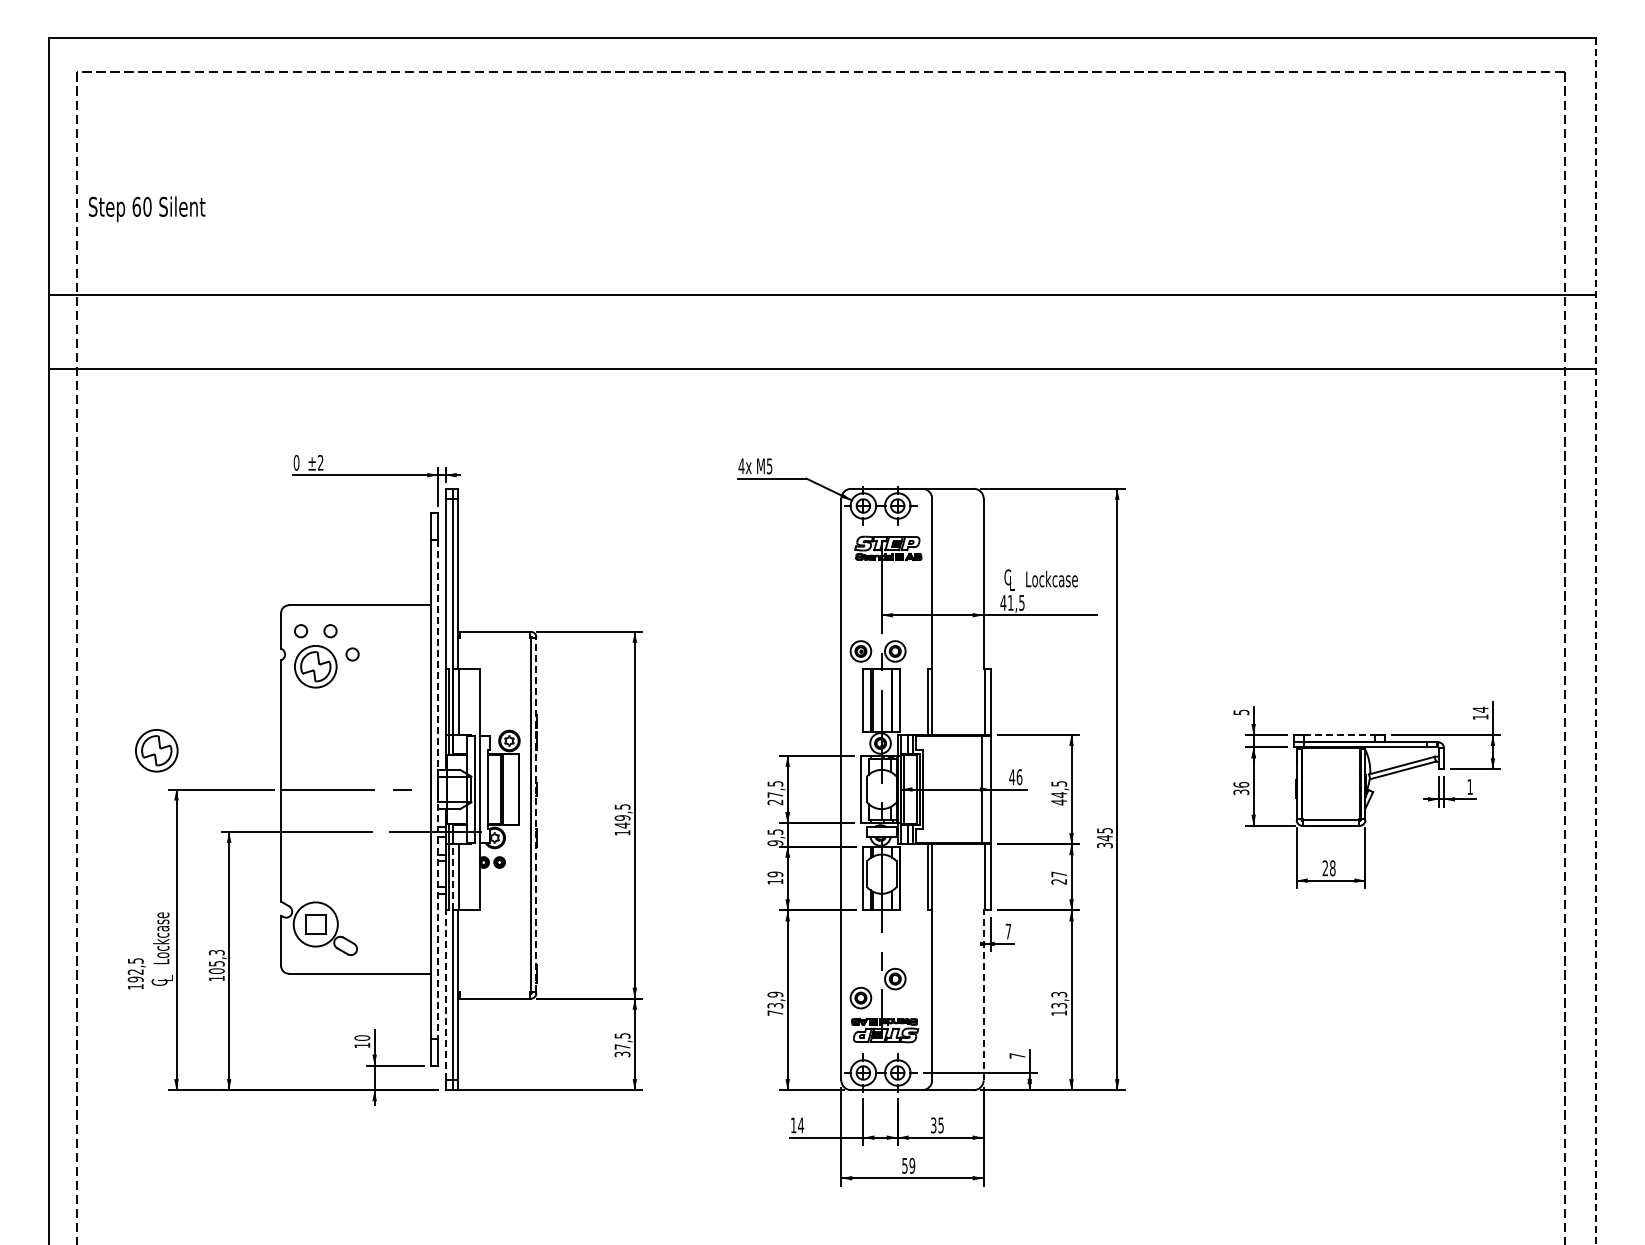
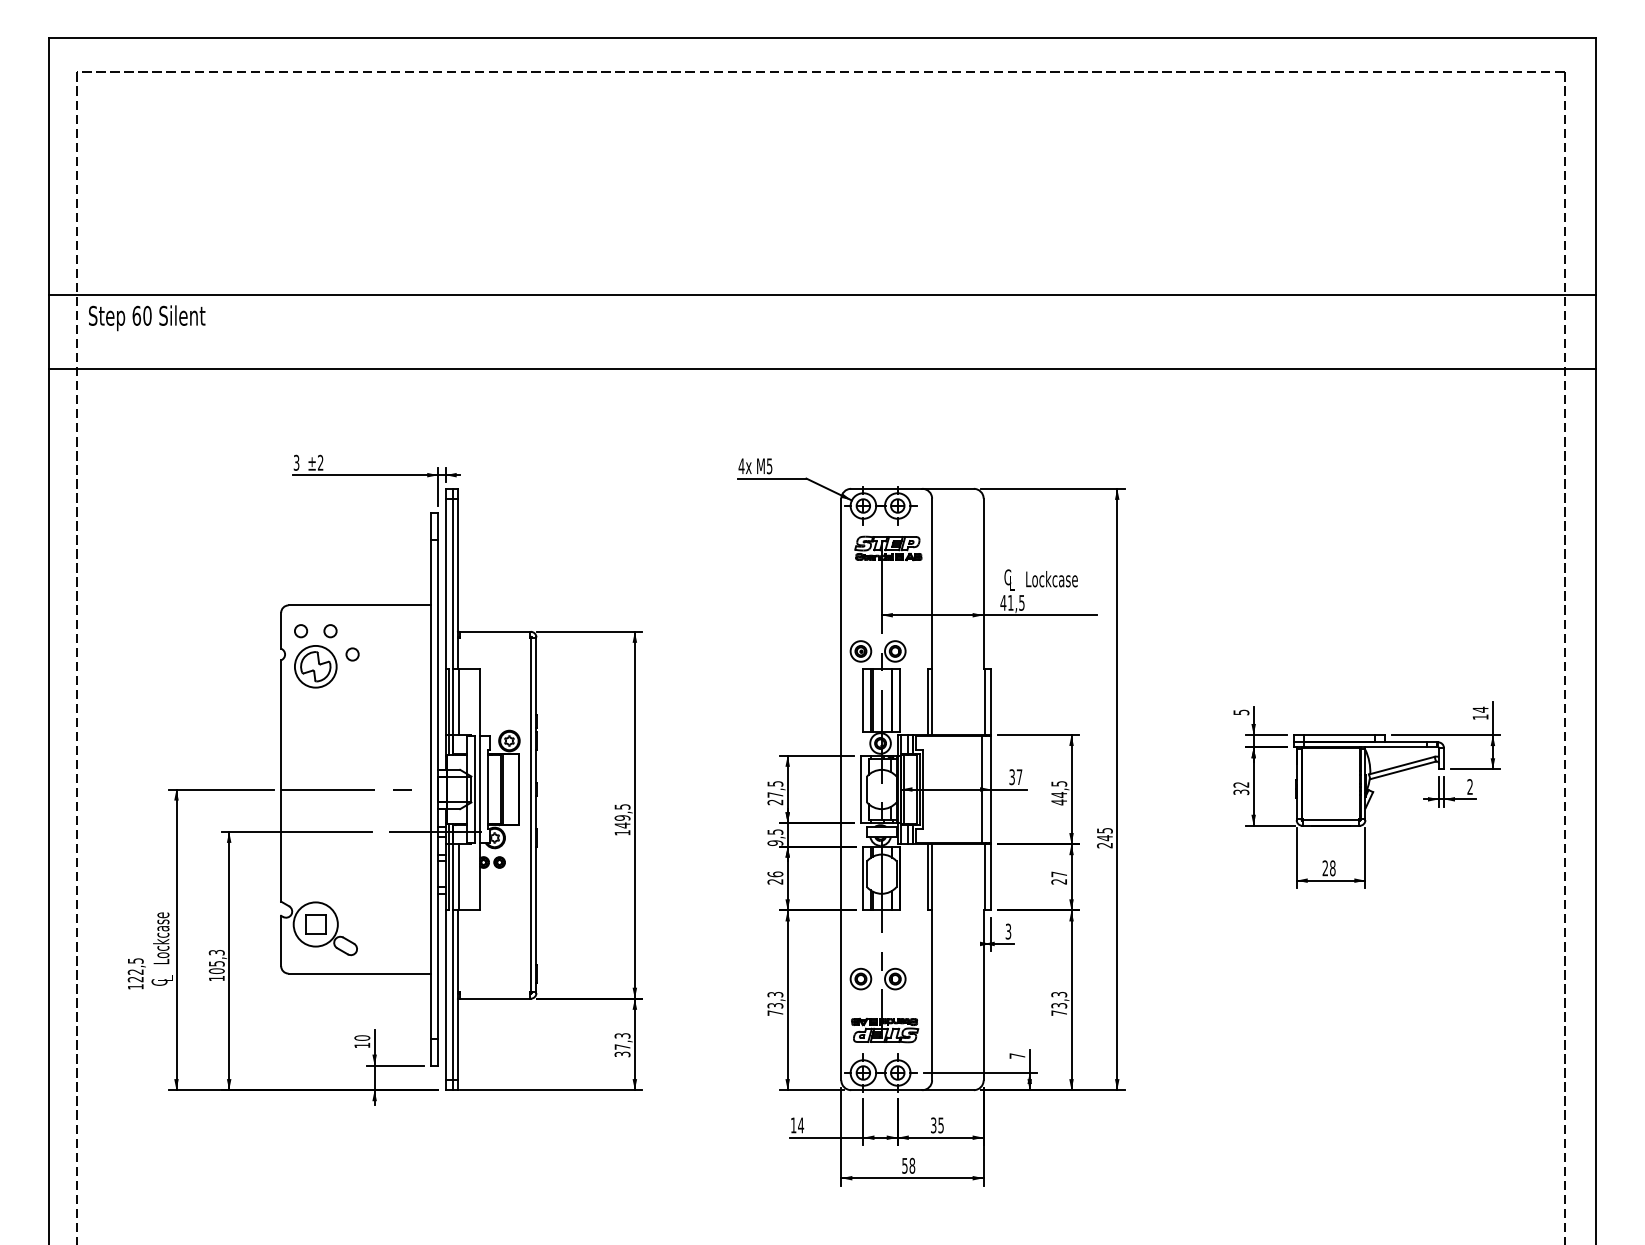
text position: (147, 209) -> (147, 318) (147, 318)
text: 0 -> 3 (296, 462)
line: dashed -> solid (1595, 641)
line: dashed -> solid (1339, 734)
part: present -> none (156, 750)
text: 46 -> 37 (1015, 777)
text: 36 -> 32 (1241, 784)
text: 1 -> 2 (1469, 786)
line: dashed -> solid (438, 790)
line: dashed -> solid (536, 815)
text: 345 -> 245 (1104, 845)
line: dashed -> solid (453, 876)
text: 19 -> 26 (775, 877)
text: 7 -> 3 (1008, 931)
text: 192,5 -> 122,5 (135, 979)
text: 73,9 -> 73,3 (775, 994)
line: dashed -> solid (445, 995)
line: dashed -> solid (983, 995)
part position: (860, 997) -> (860, 978) (860, 978)
text: 13,3 -> 73,3 (1058, 1012)
text: 37,5 -> 37,3 (621, 1035)
text: 59 -> 58 (912, 1165)
